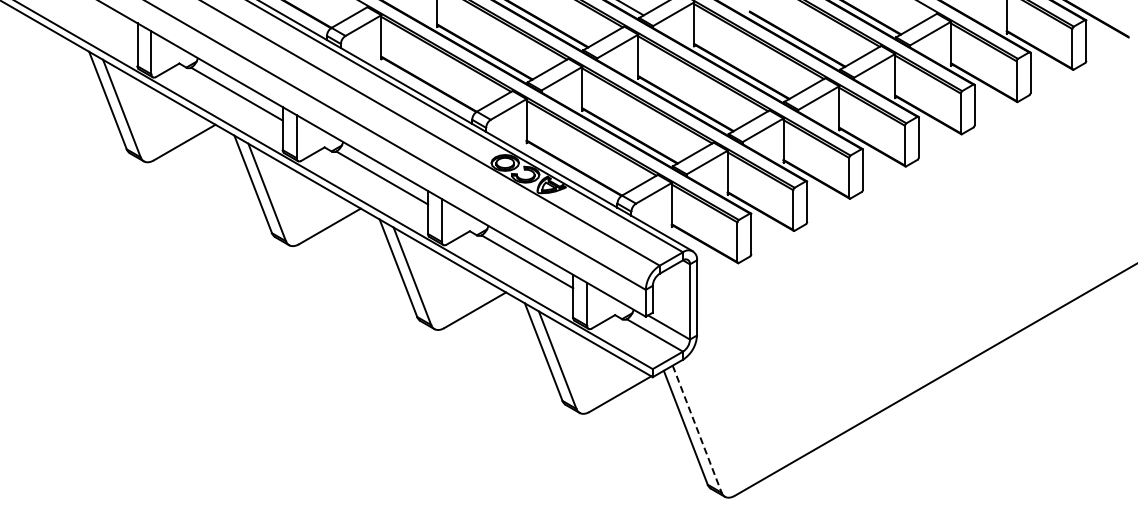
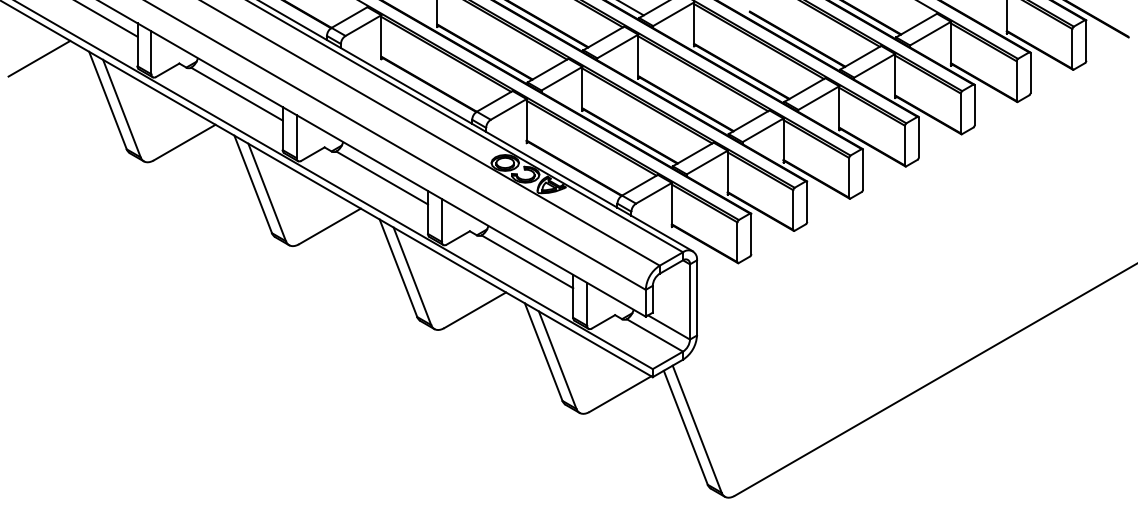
line: none -> present (107, 19)
line: none -> present (39, 58)
line: dashed -> solid (697, 429)
